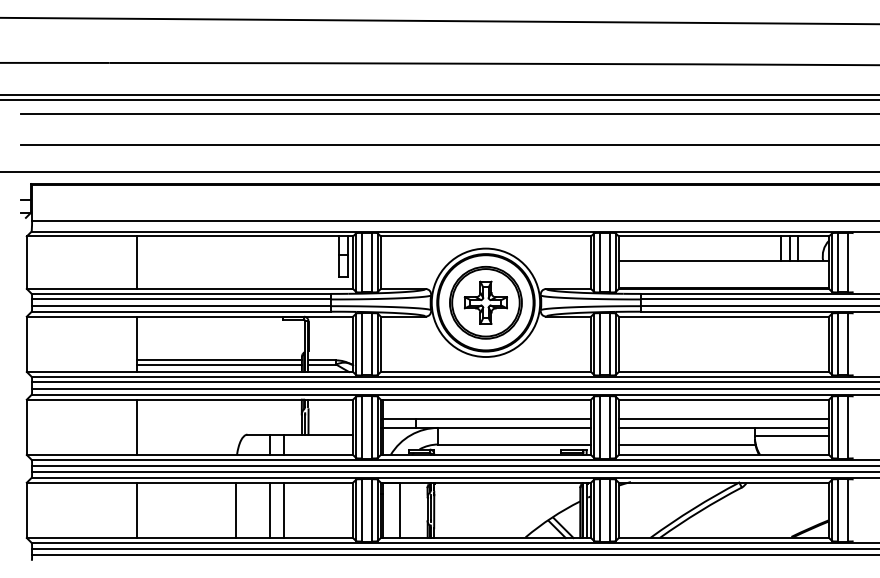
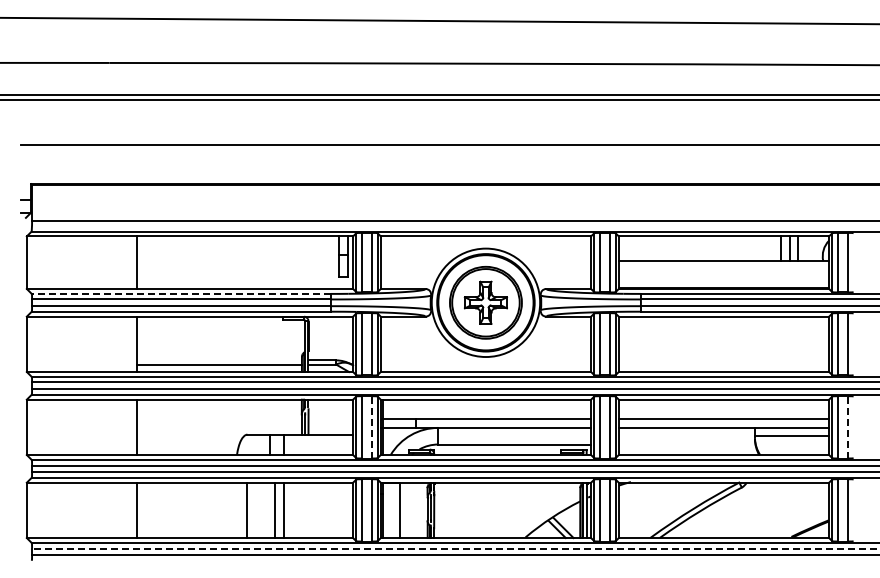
line: present -> none (448, 113)
line: present -> none (439, 172)
line: solid -> dashed (181, 293)
line: present -> none (219, 360)
line: solid -> dashed (372, 426)
line: solid -> dashed (848, 426)
line: present -> none (686, 444)
line position: (236, 510) -> (247, 510) (247, 510)
line position: (270, 510) -> (275, 510) (275, 510)
line: solid -> dashed (456, 548)
